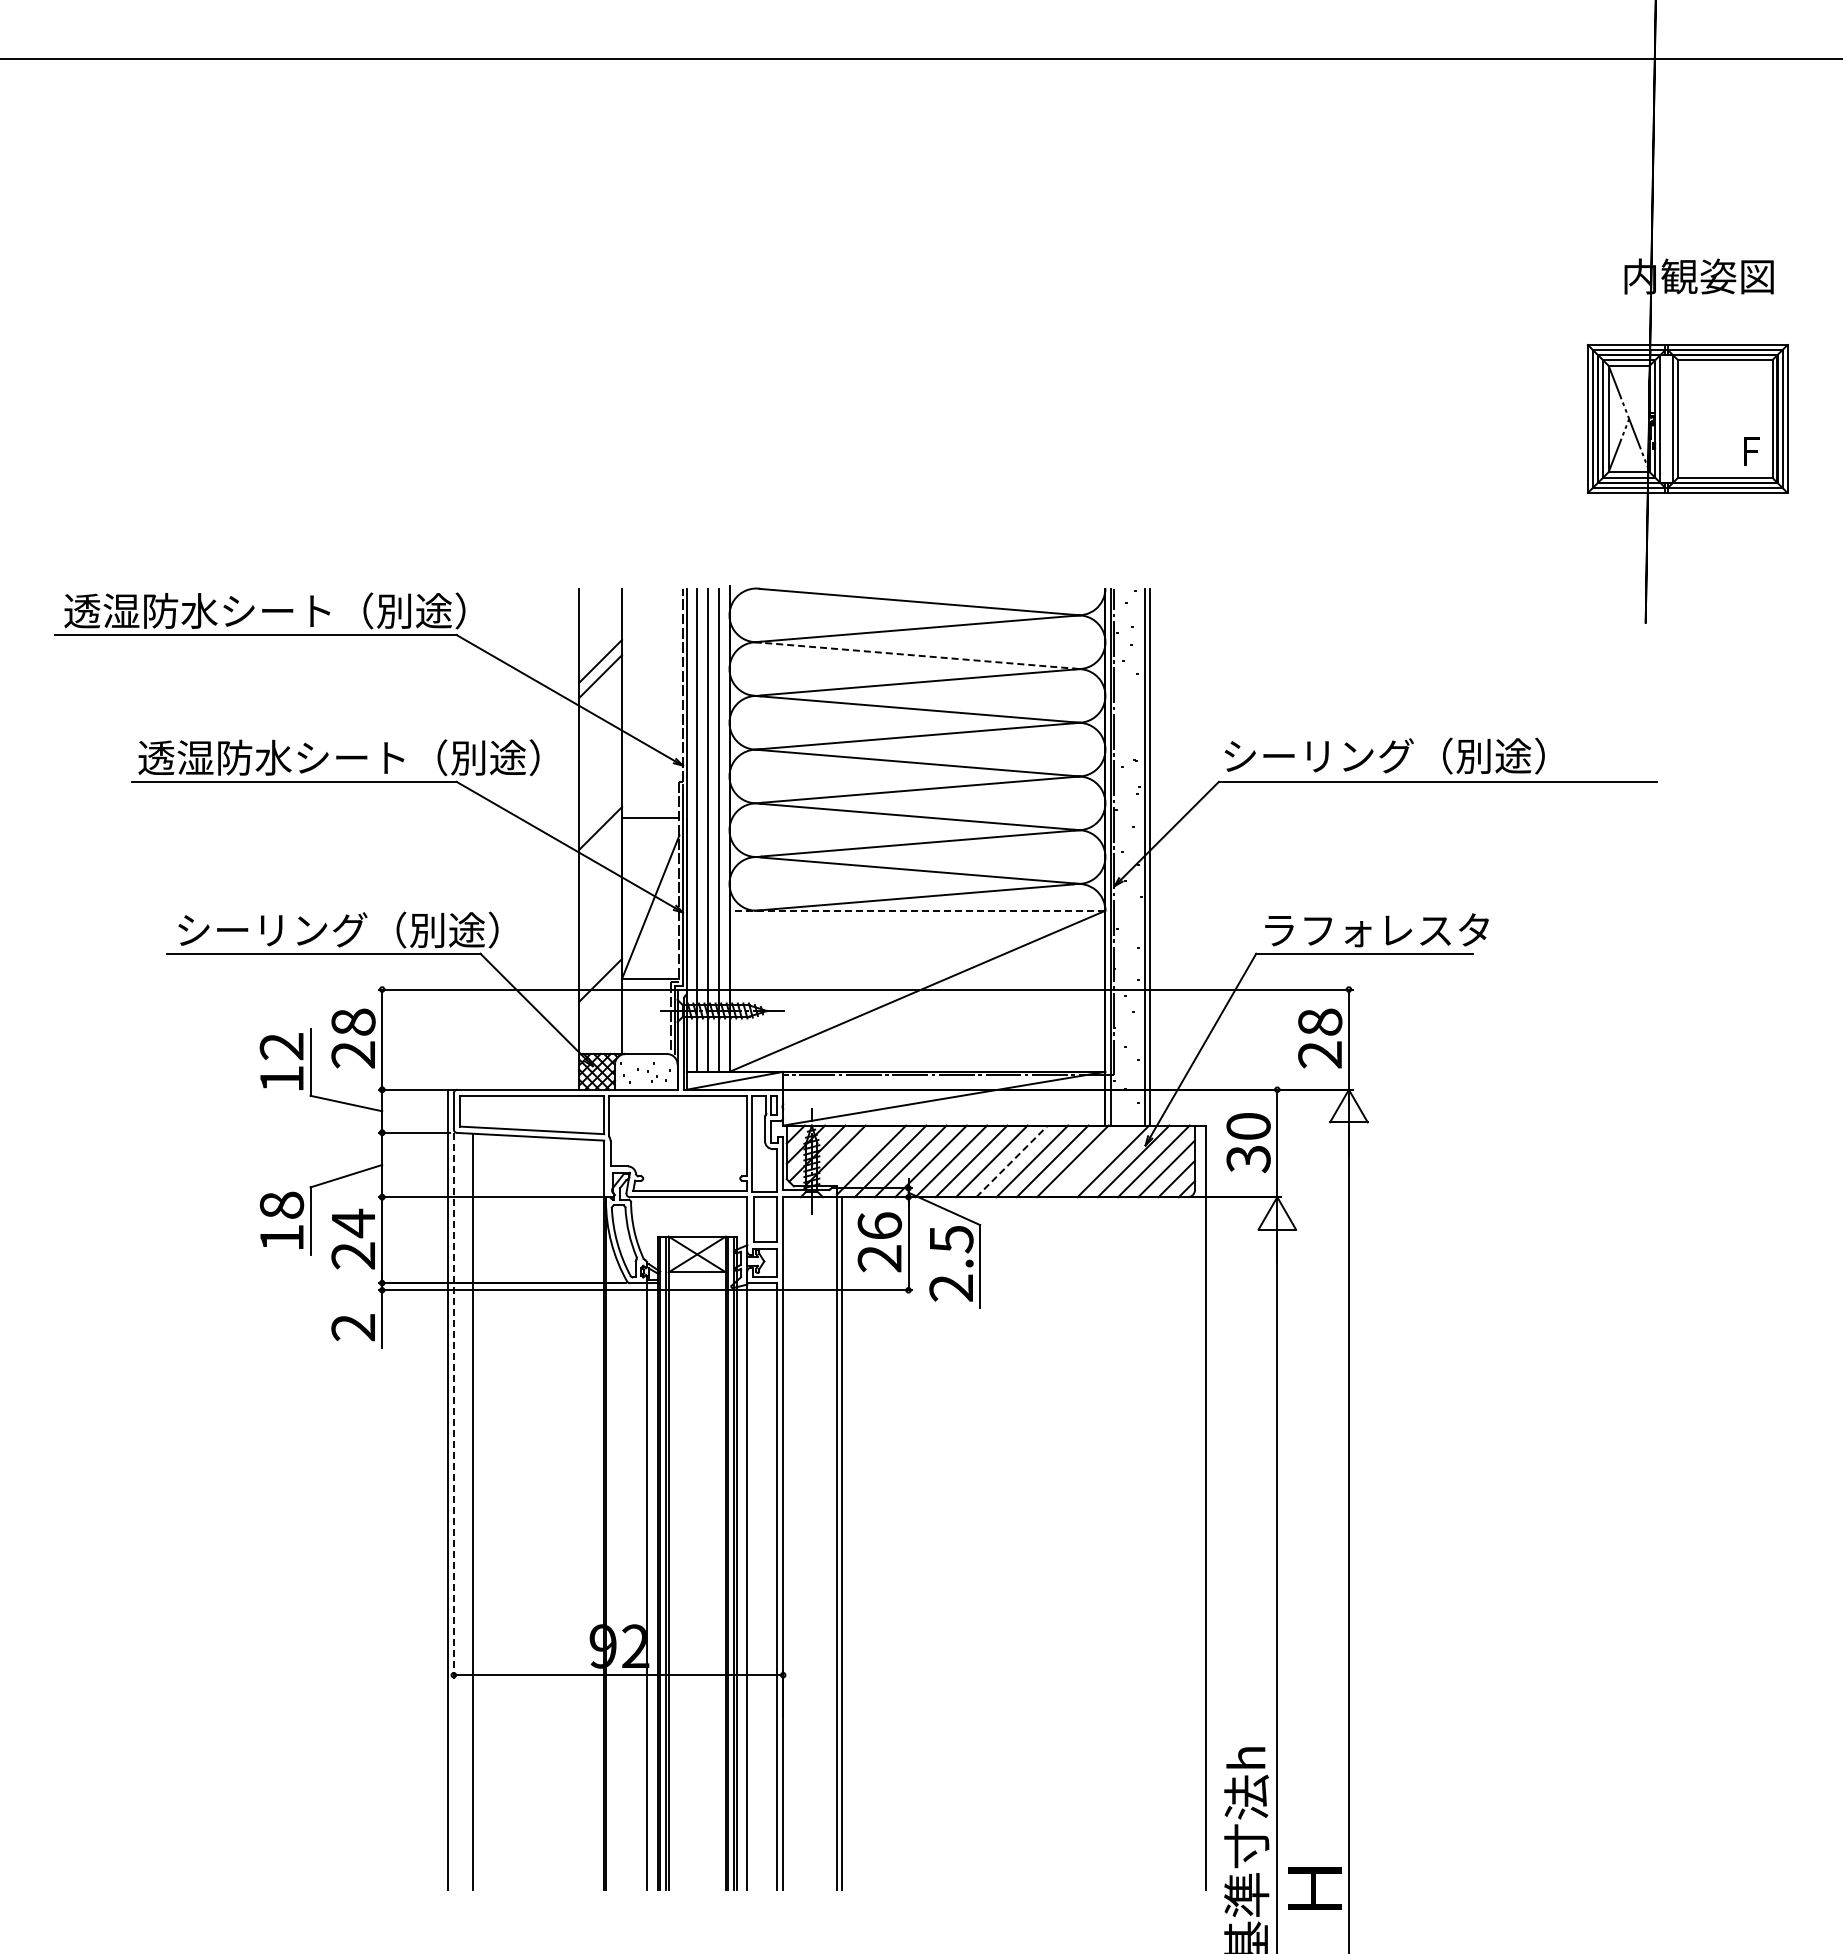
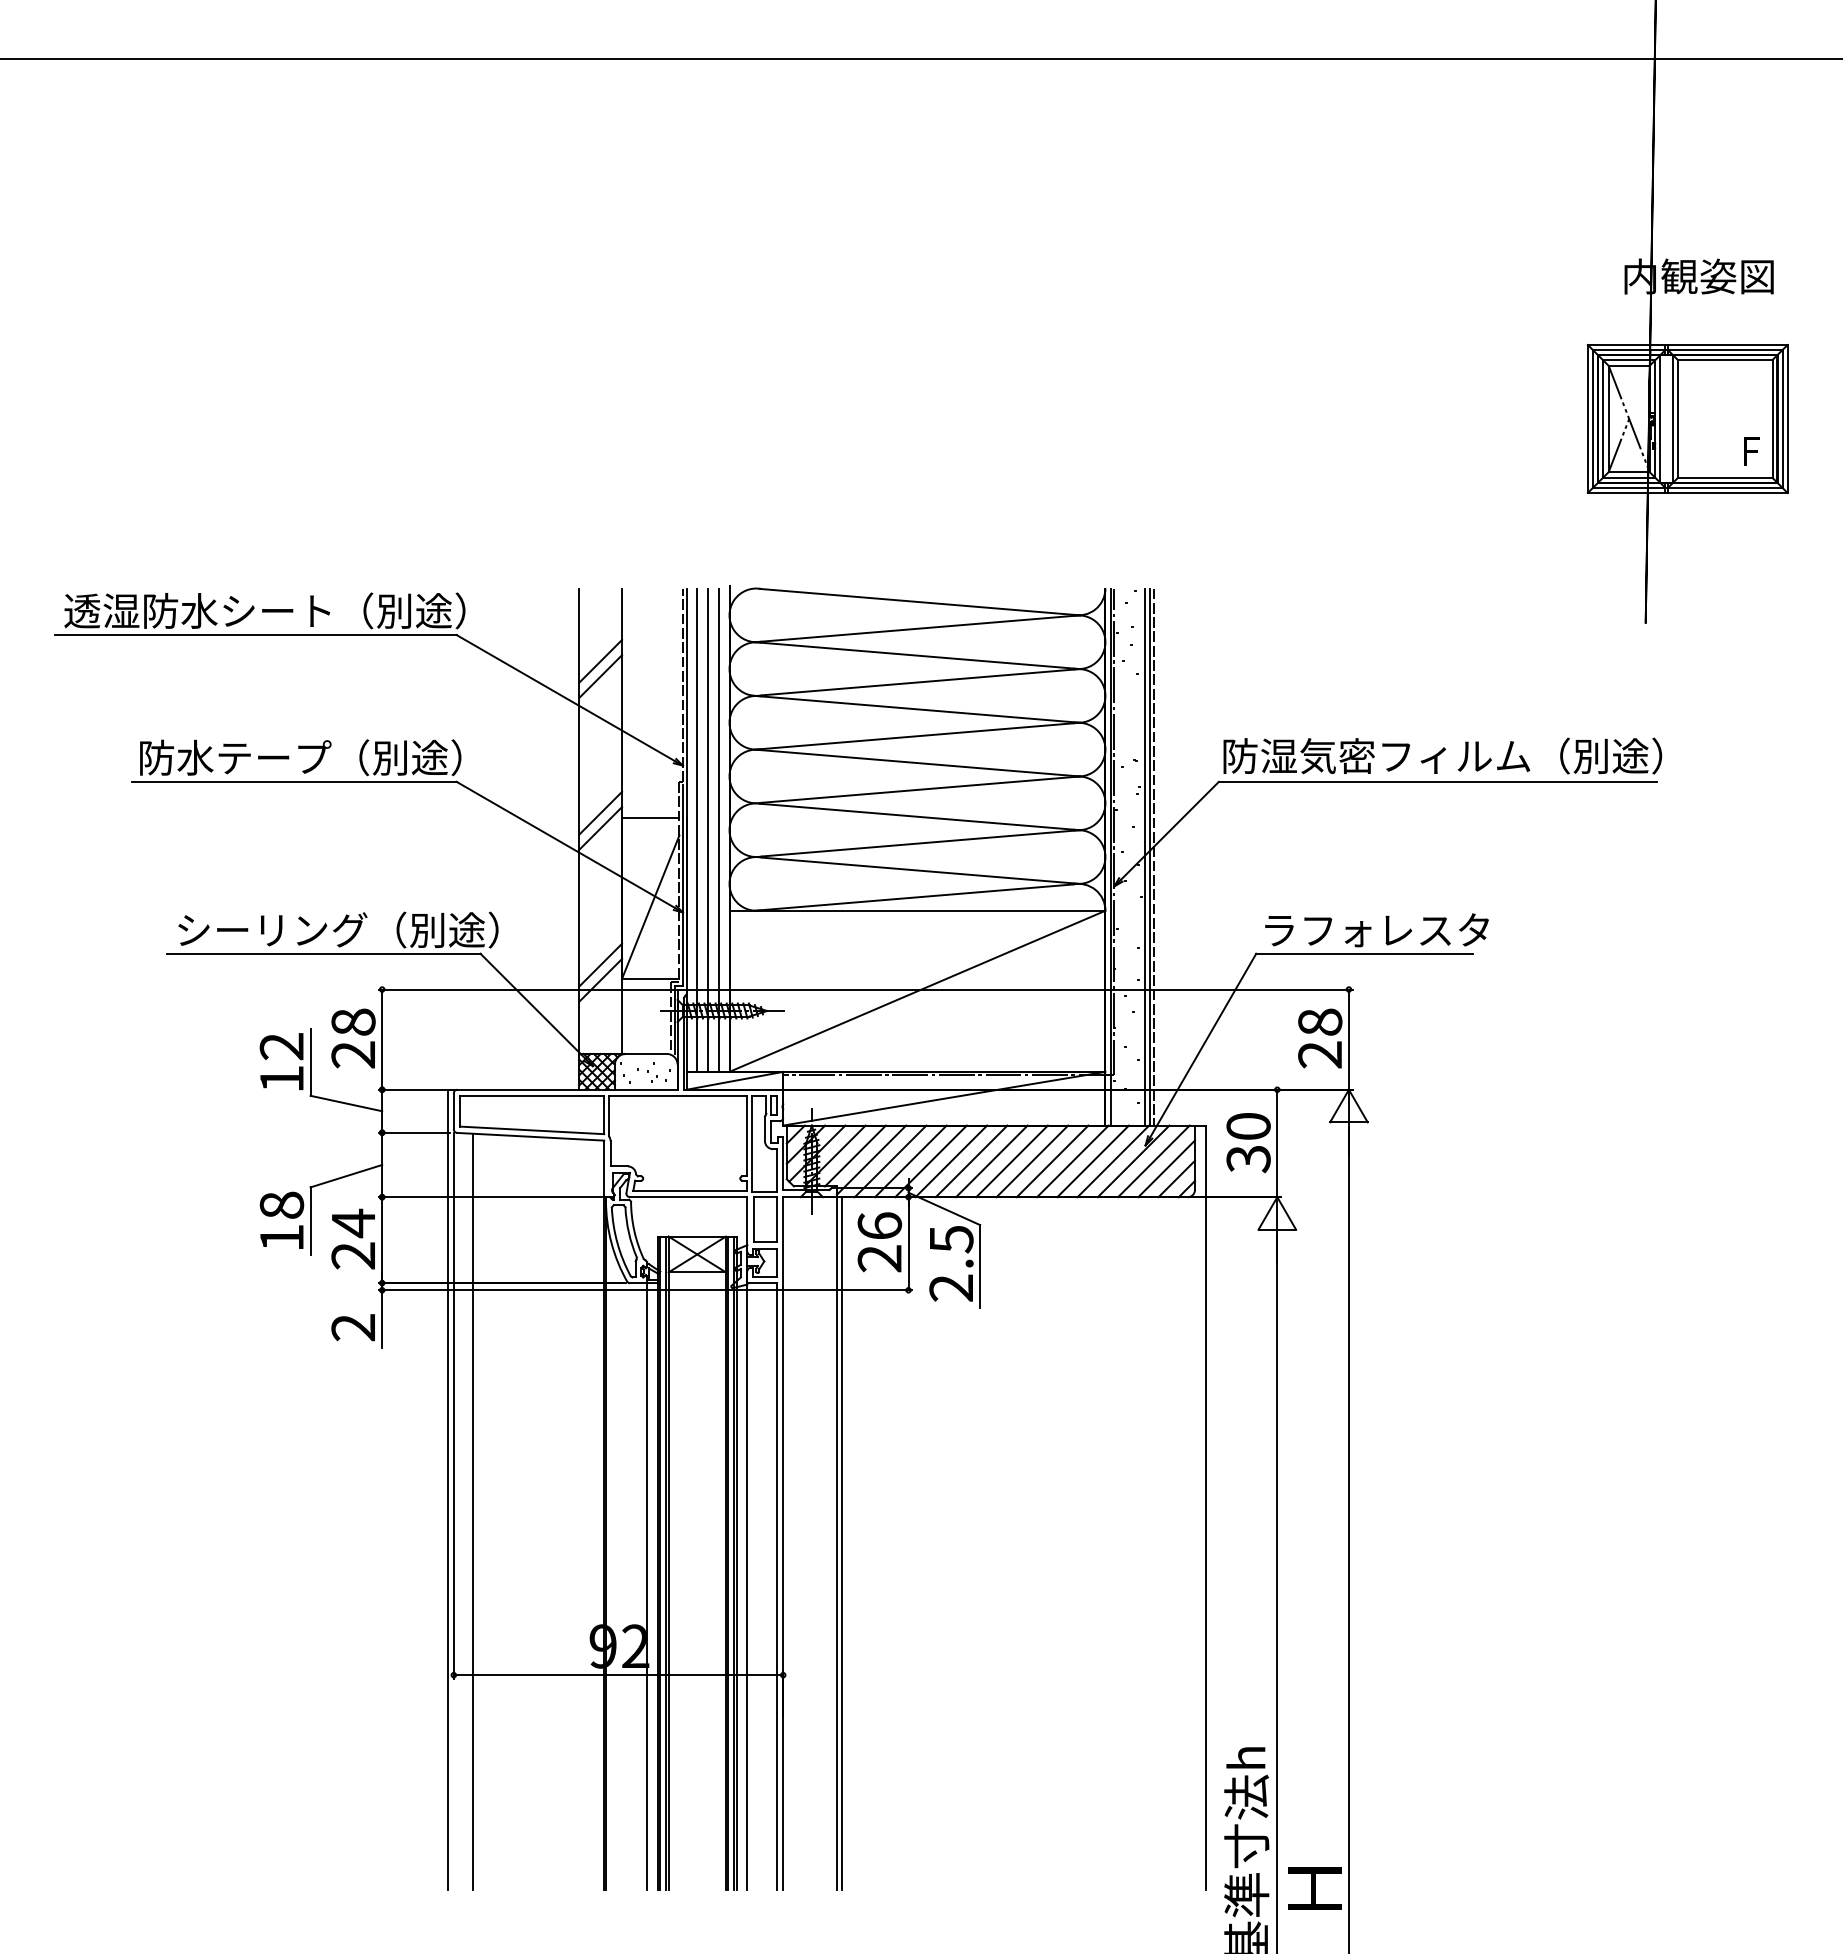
line: dashed -> solid (917, 655)
text: シーリング（別途） -> 防湿気密フィルム（別途） (1442, 755)
text: 透湿防水シート（別途） -> 防水テープ（別途） (338, 757)
line: none -> present (600, 812)
line: none -> present (1153, 856)
line: dashed -> solid (917, 910)
line: none -> present (600, 964)
line: none -> present (855, 1155)
line: dashed -> solid (1012, 1161)
line: none -> present (1092, 1161)
line: dashed -> solid (453, 1405)
